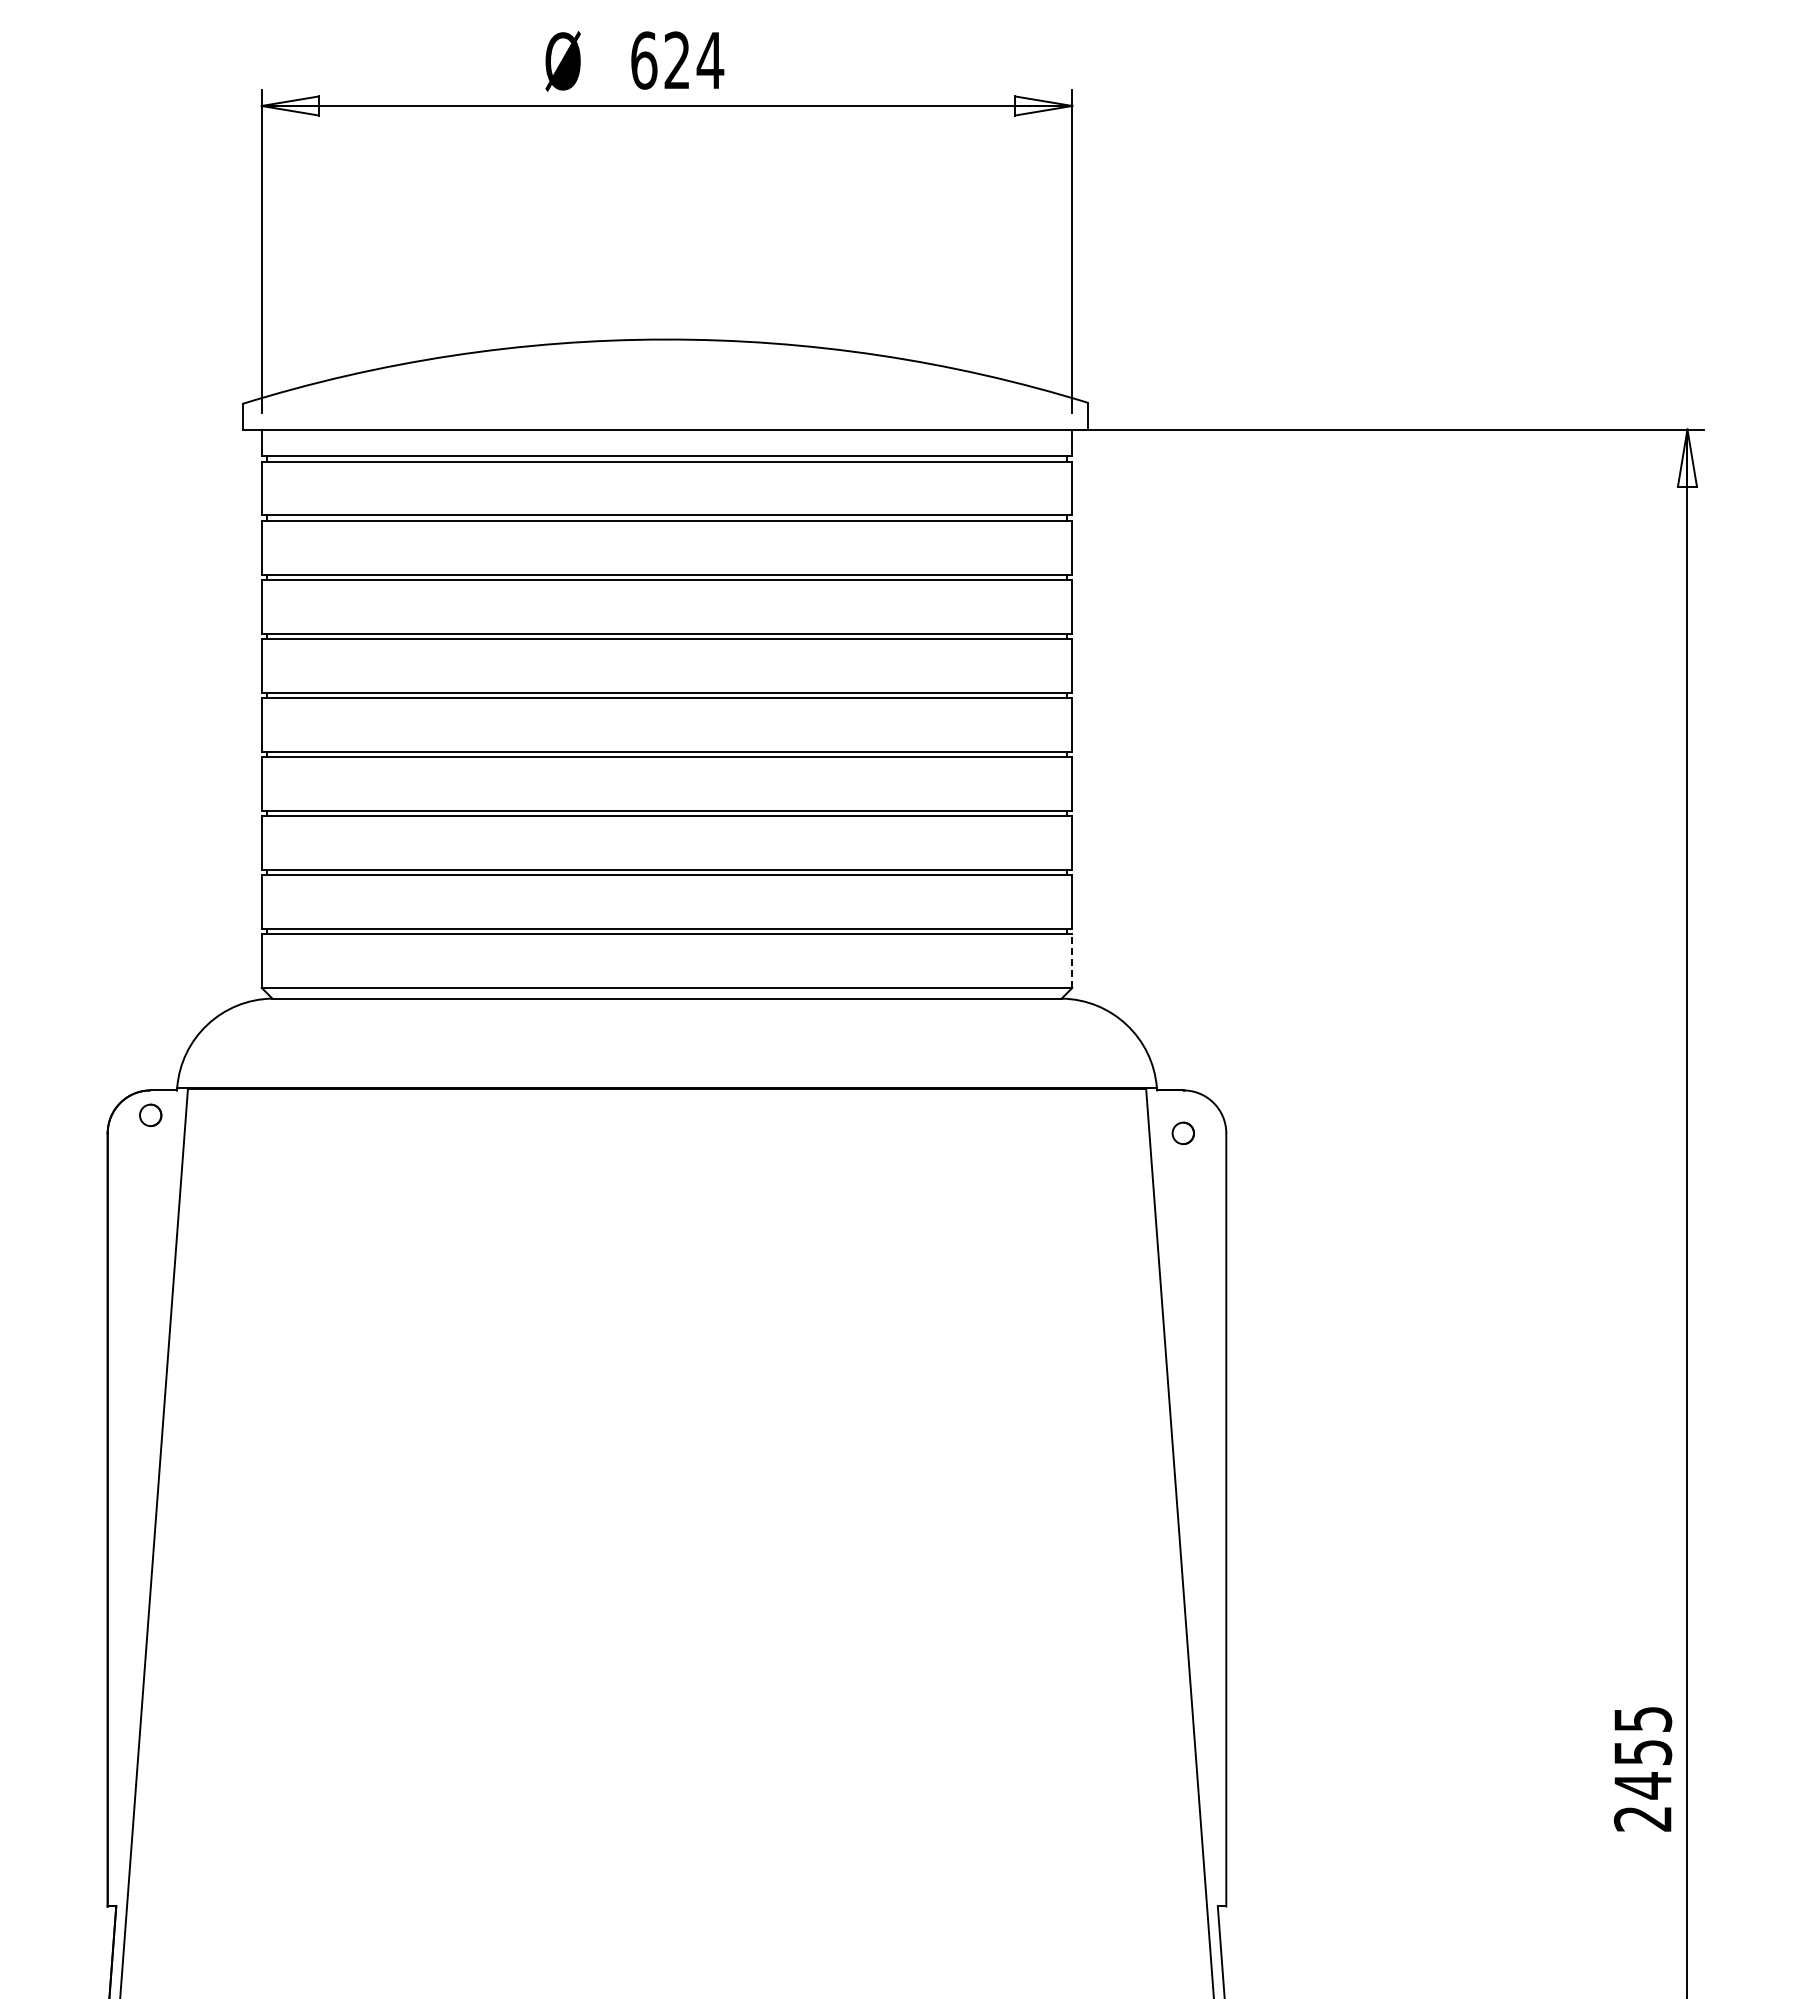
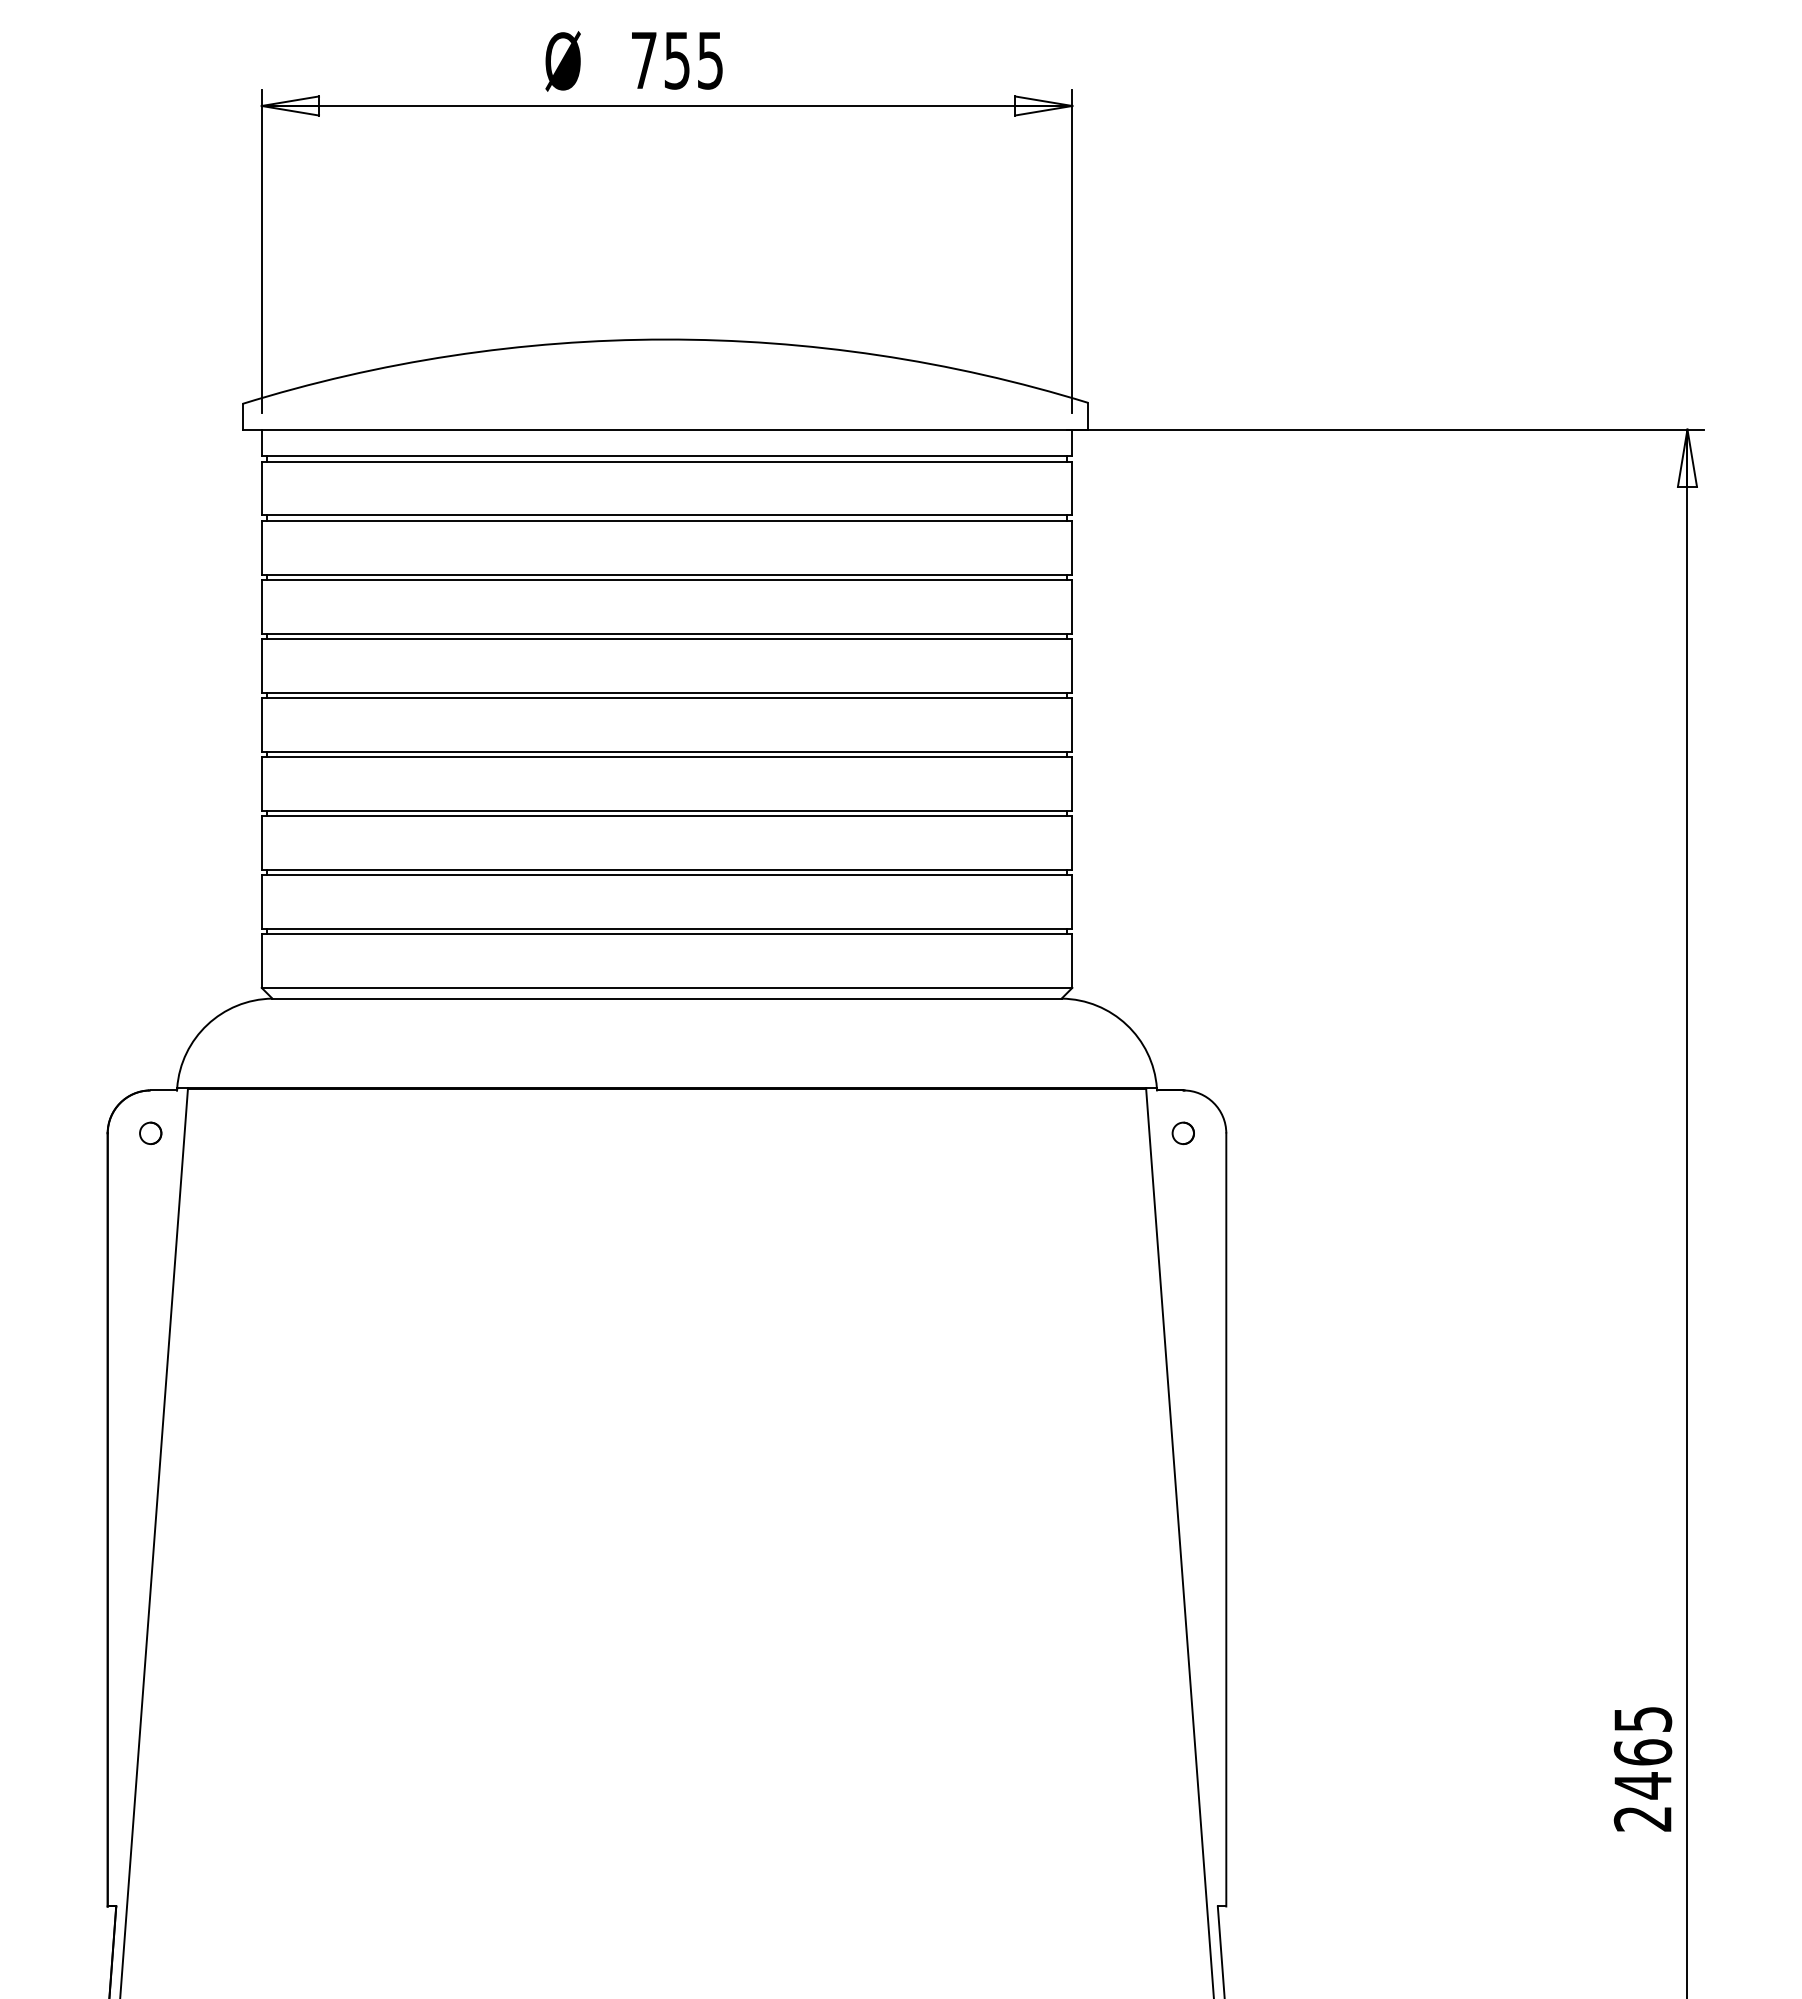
text: 624 -> 755 (677, 60)
line: dashed -> solid (1072, 961)
part position: (150, 1114) -> (150, 1132) (150, 1132)
text: 2455 -> 2465 (1642, 1752)
